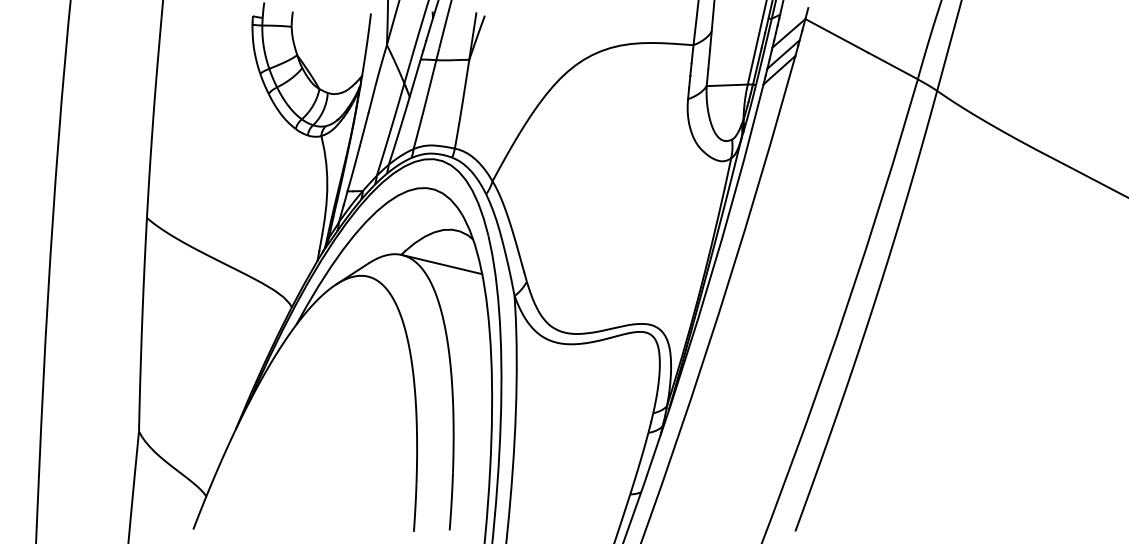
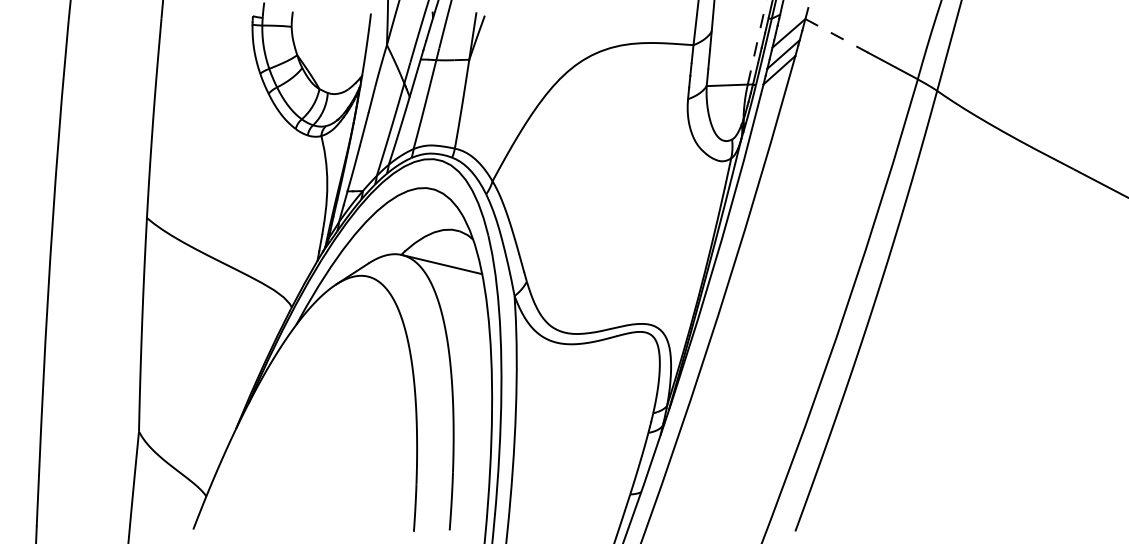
line: solid -> dashed (836, 35)
line: solid -> dashed (757, 42)
